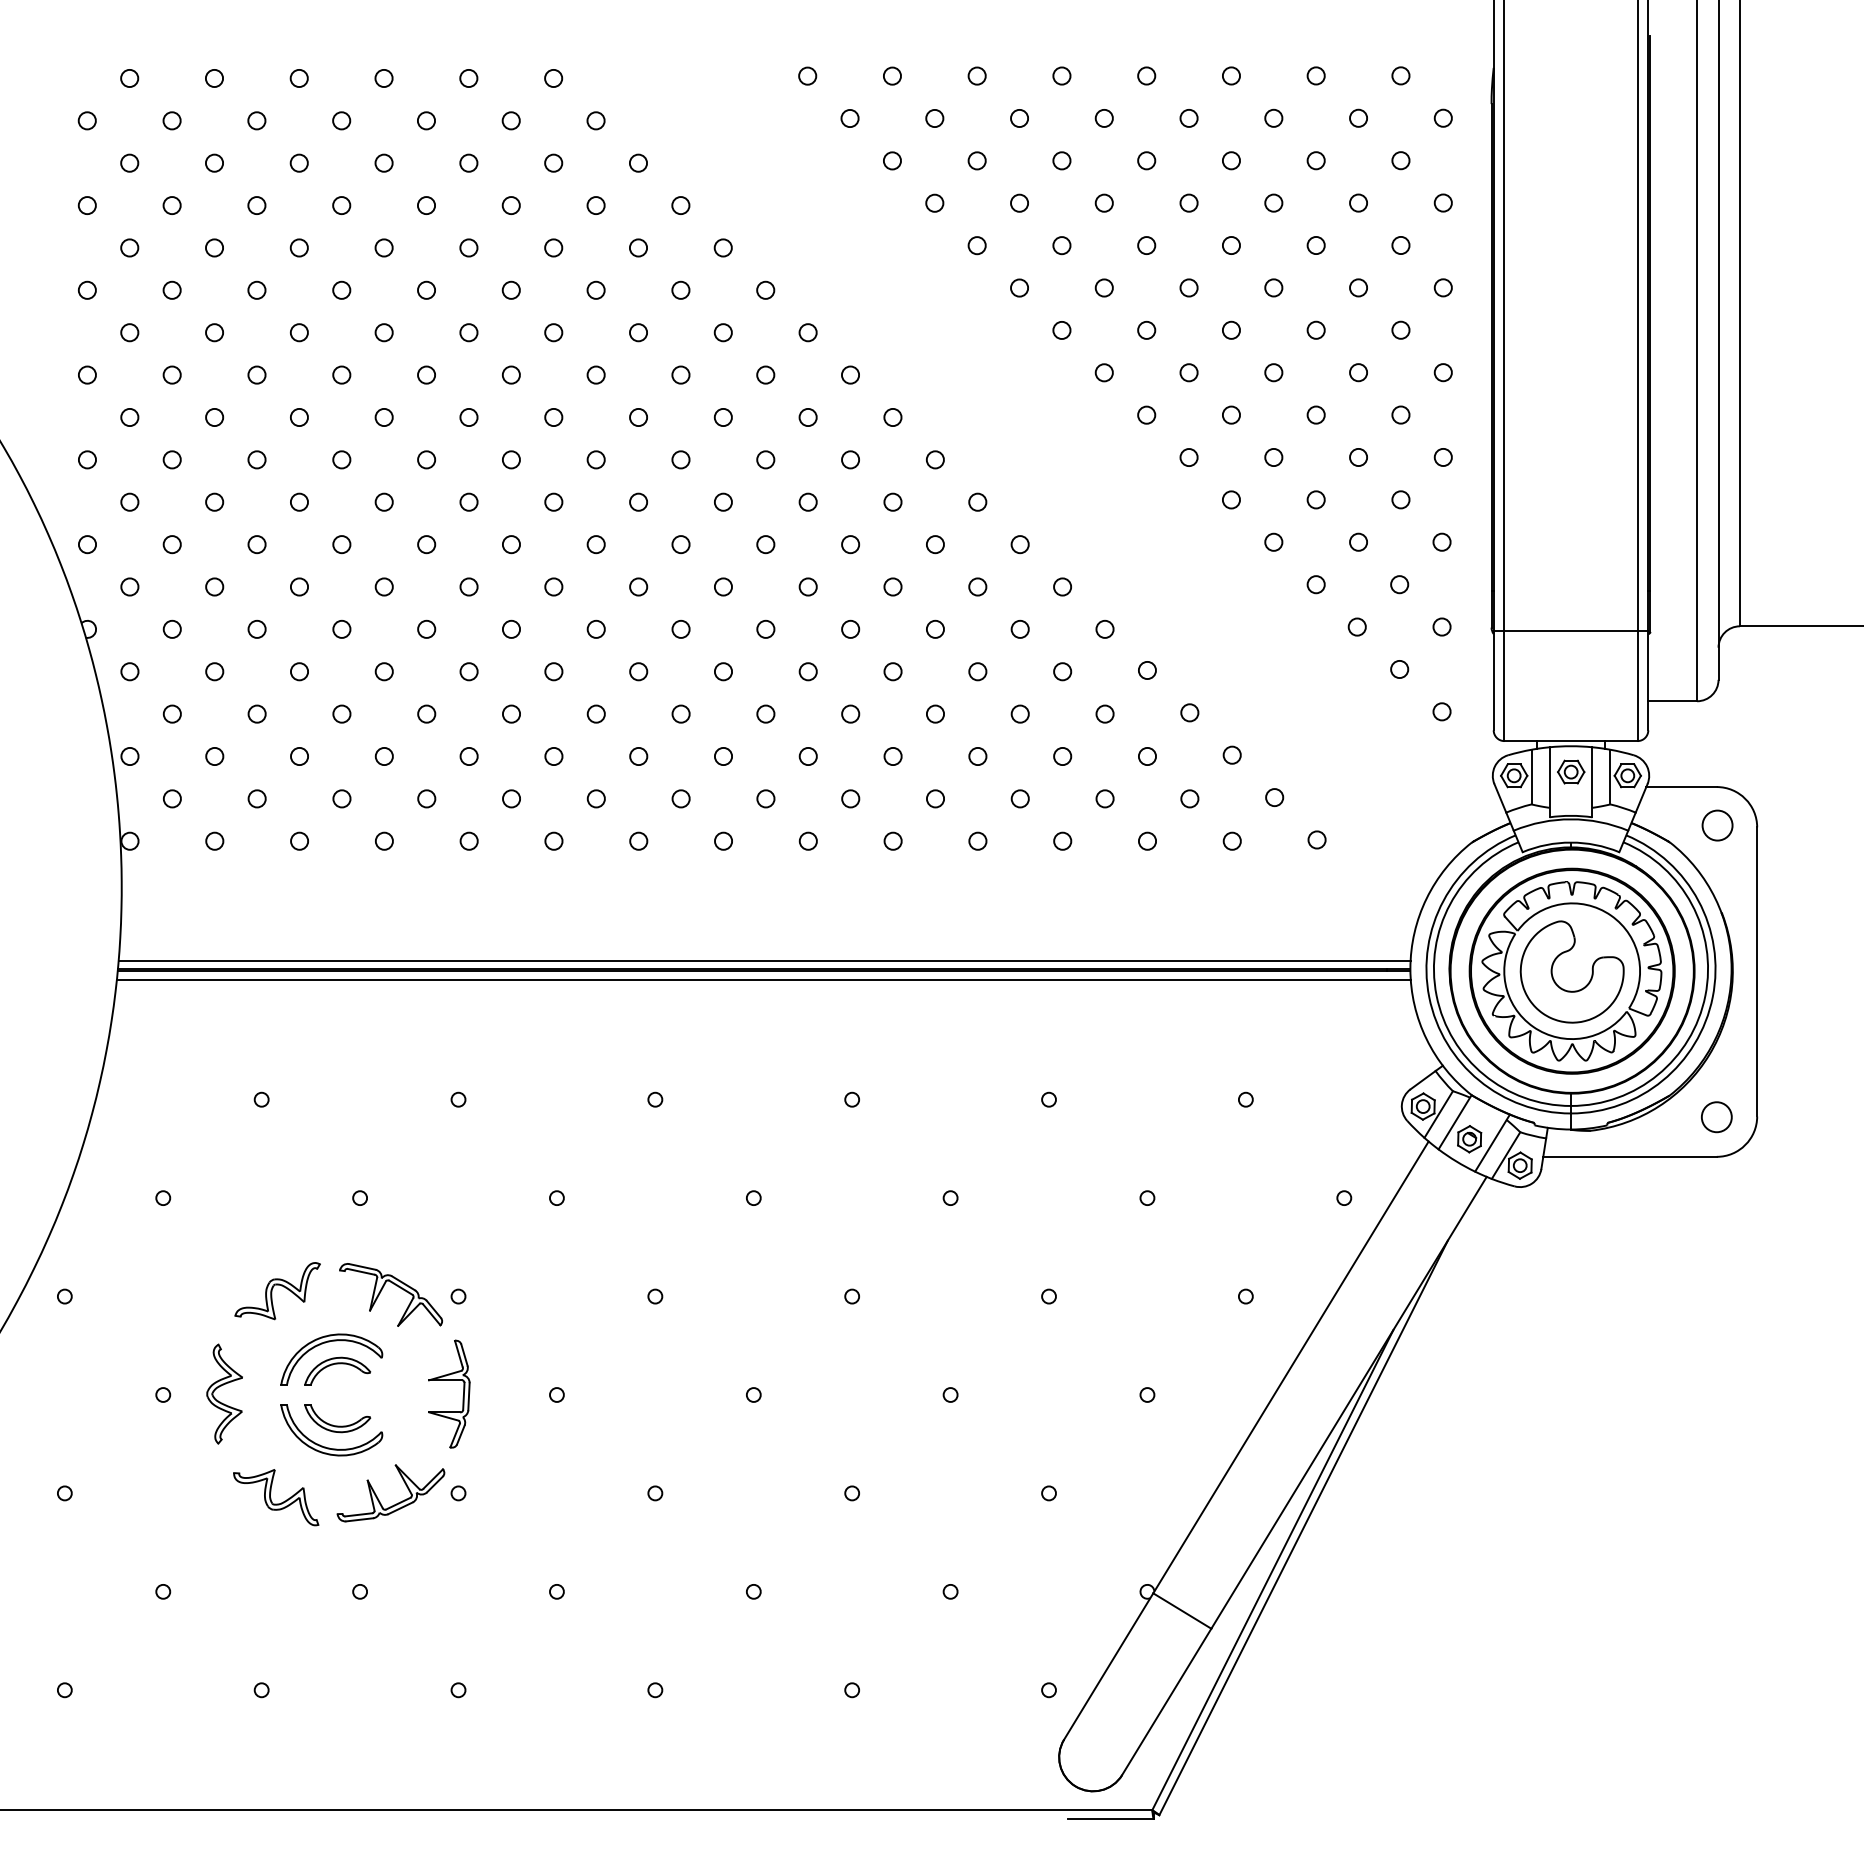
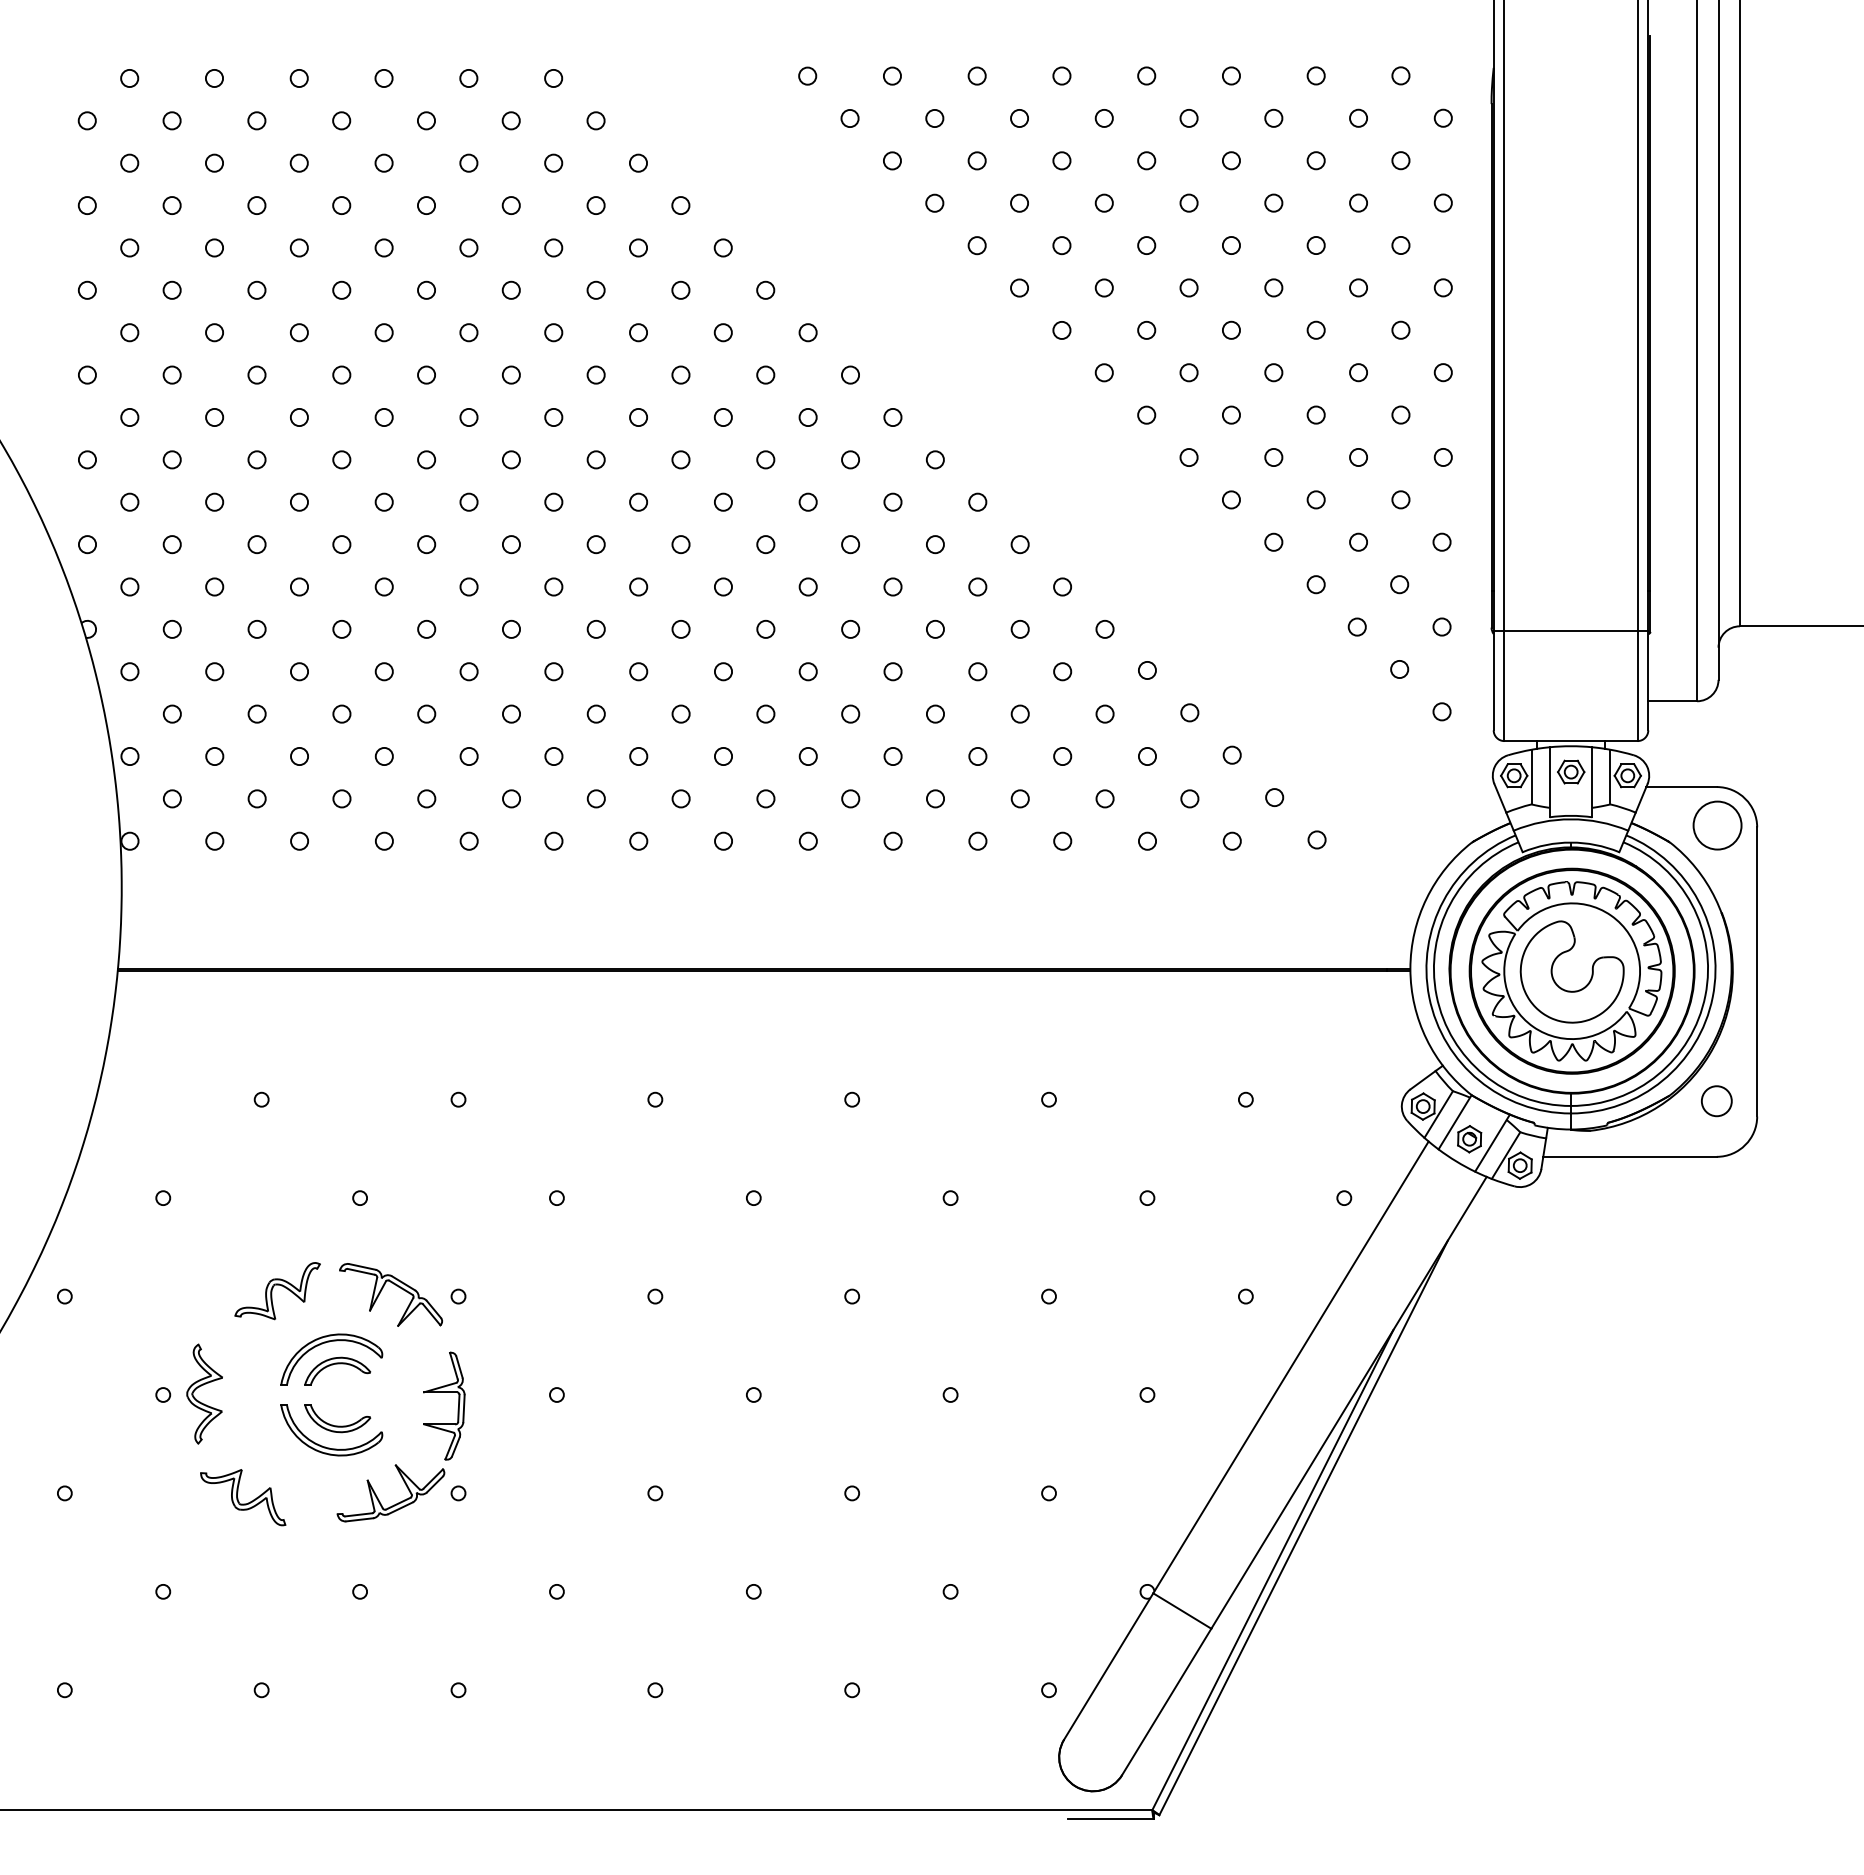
circle diameter: 30 px -> 48 px (1717, 825)
line: present -> none (764, 961)
line: present -> none (763, 979)
circle position: (1716, 1117) -> (1716, 1101) (1716, 1101)
part position: (449, 1380) -> (444, 1392) (444, 1392)
part position: (221, 1386) -> (201, 1386) (201, 1386)
part position: (276, 1497) -> (243, 1497) (243, 1497)
